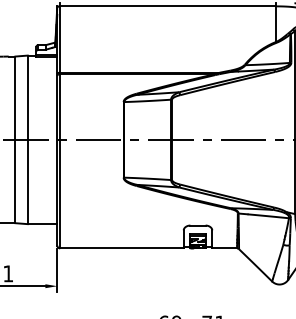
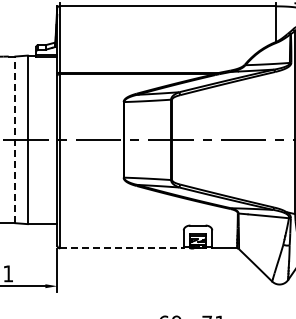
line: solid -> dashed (15, 139)
line: solid -> dashed (121, 248)
